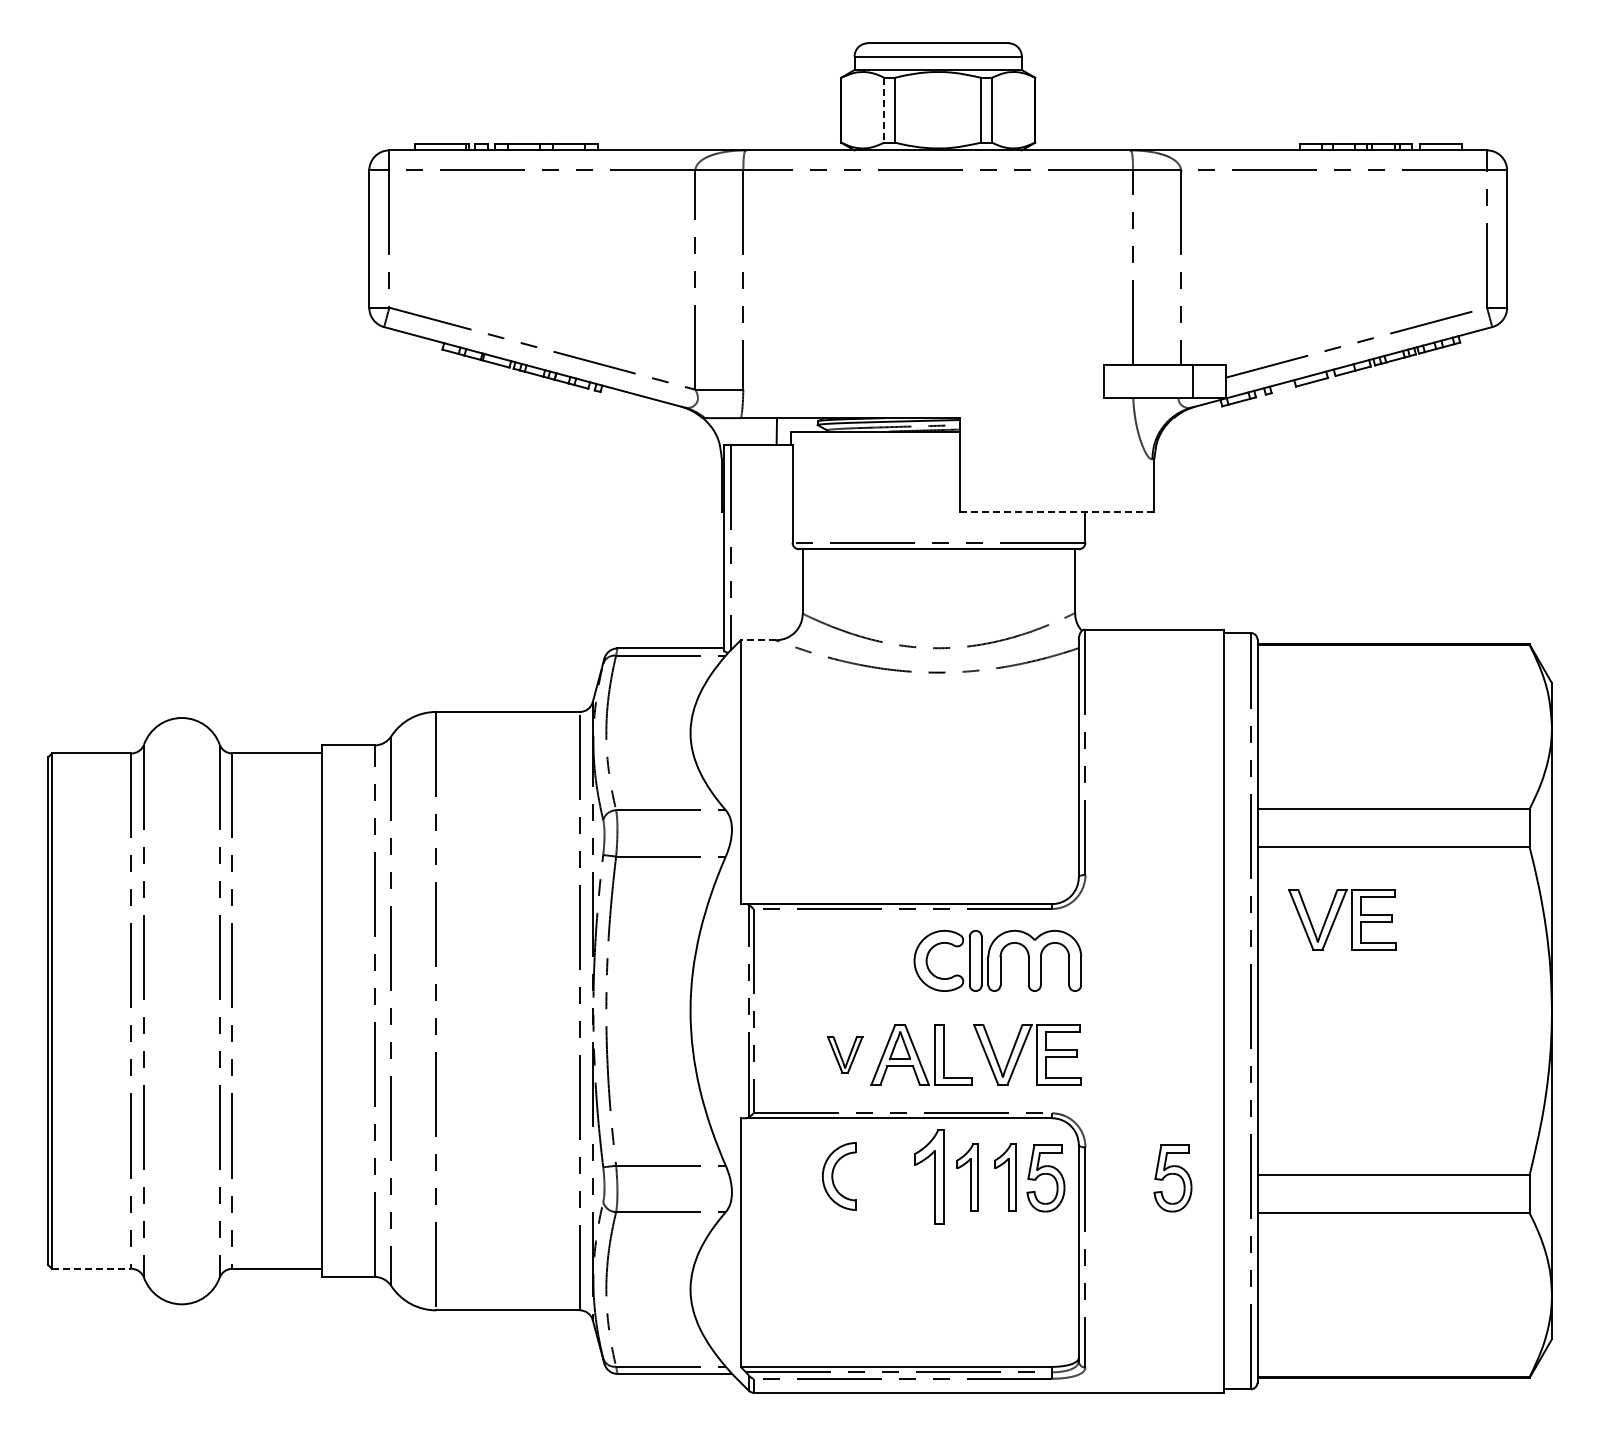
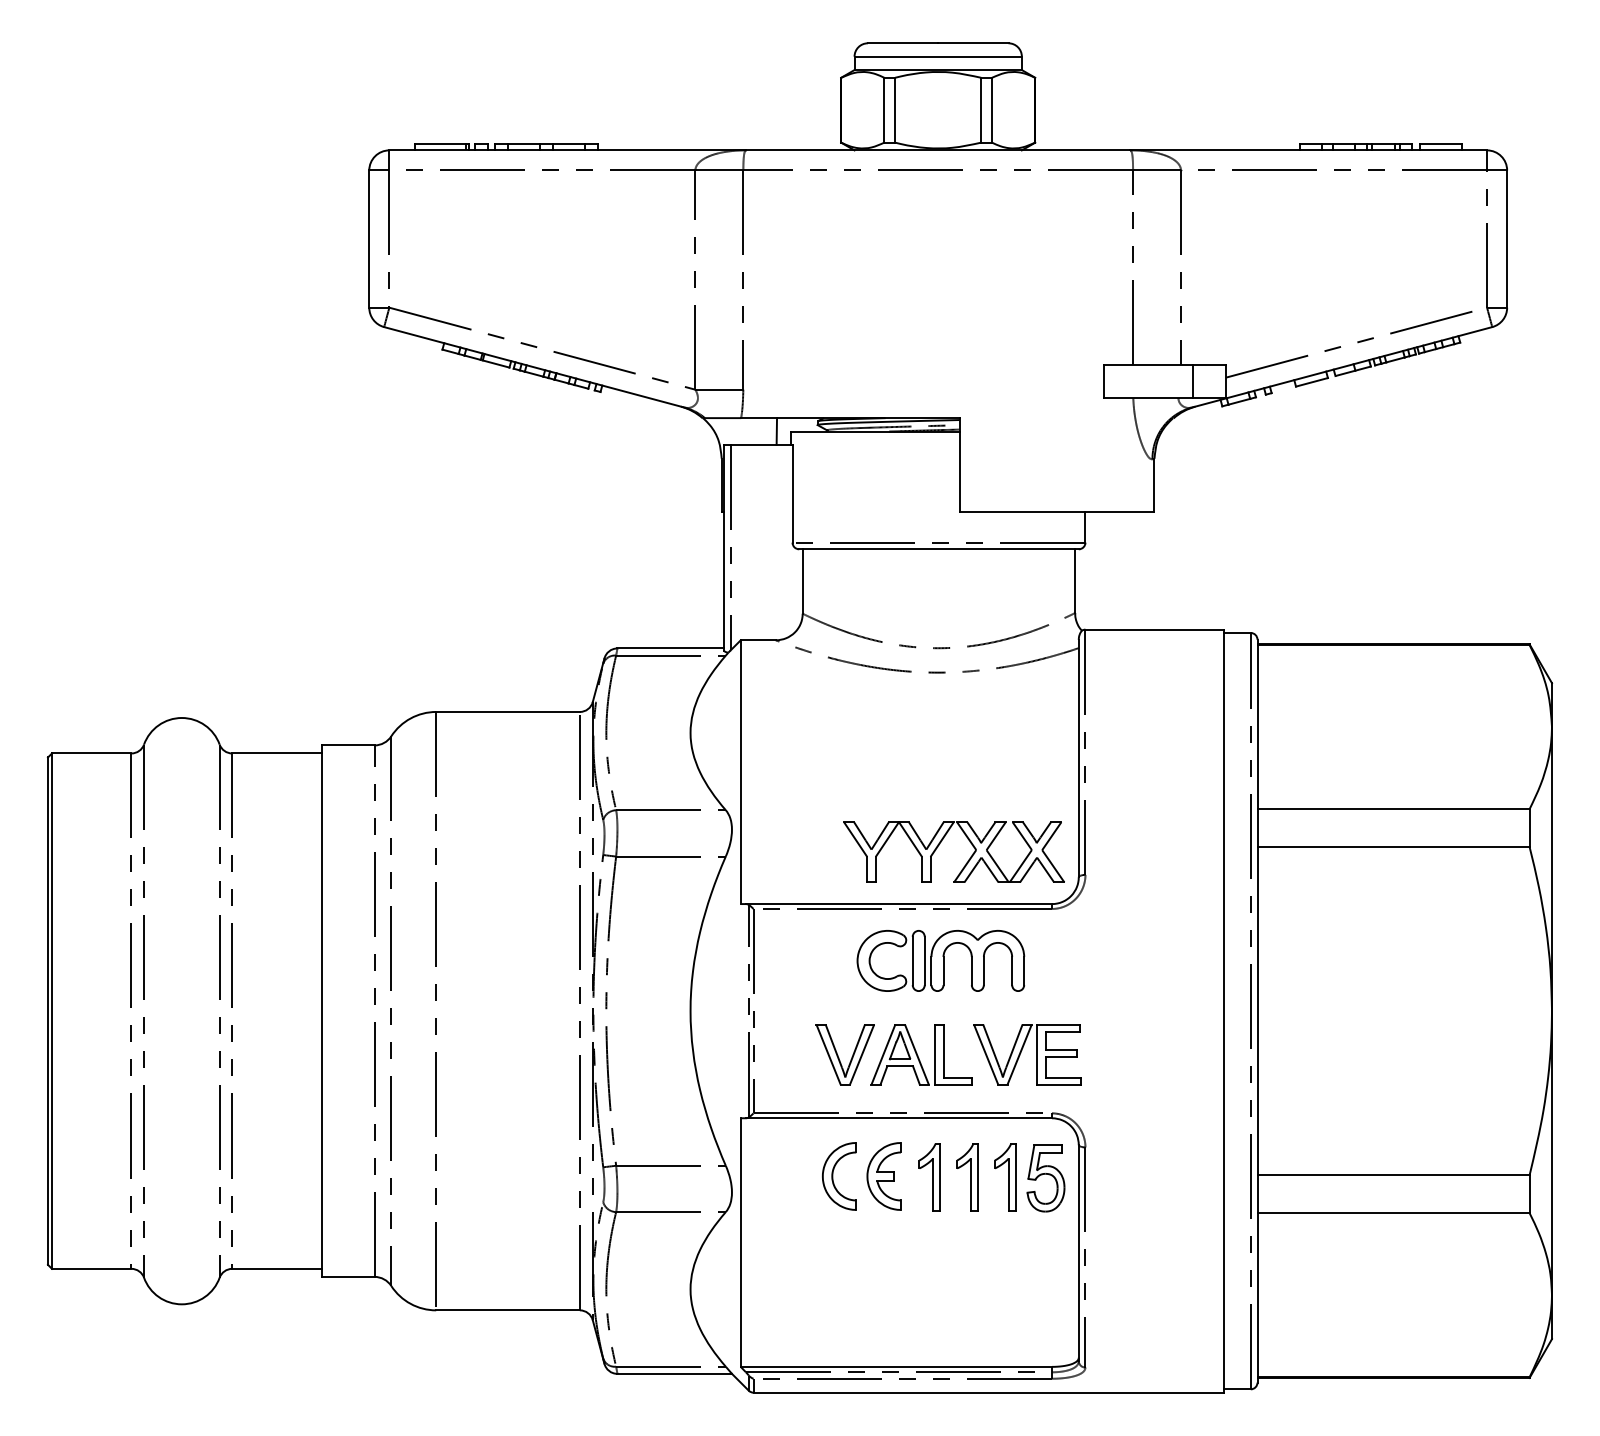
line: dashed -> solid (884, 110)
line: dashed -> solid (1056, 511)
line: dashed -> solid (758, 640)
part: none -> present (940, 844)
part: present -> none (1336, 918)
part position: (997, 960) -> (940, 960) (940, 960)
part size: 37x38 px -> 60x62 px (844, 1054)
part: none -> present (883, 1176)
part size: 31x96 px -> 23x69 px (929, 1177)
part: present -> none (1172, 1178)
line: dashed -> solid (91, 1268)
